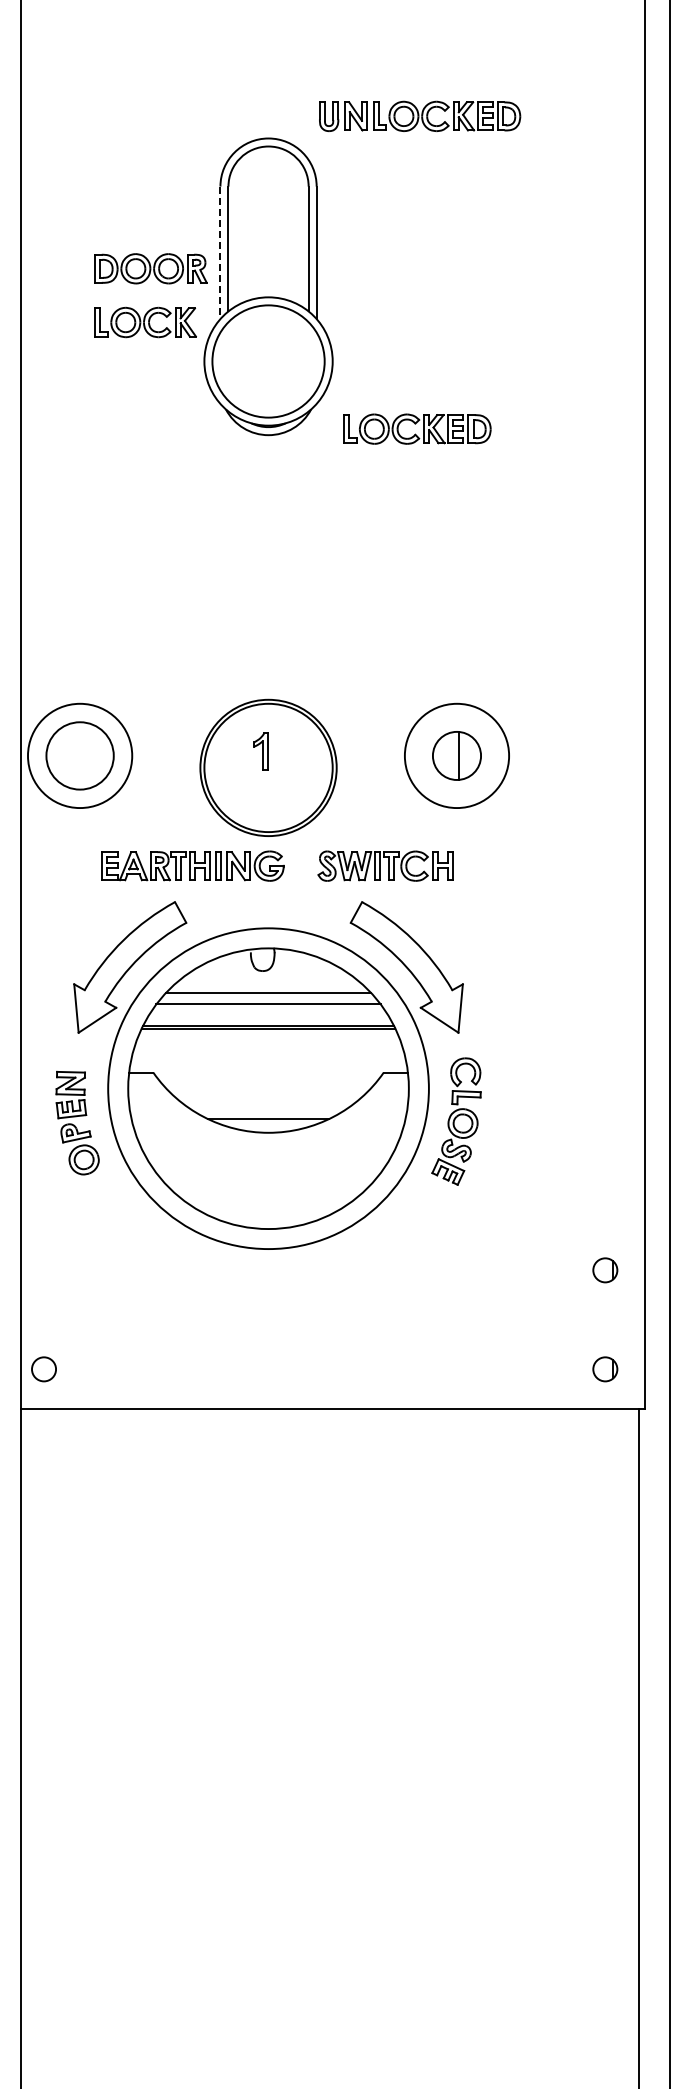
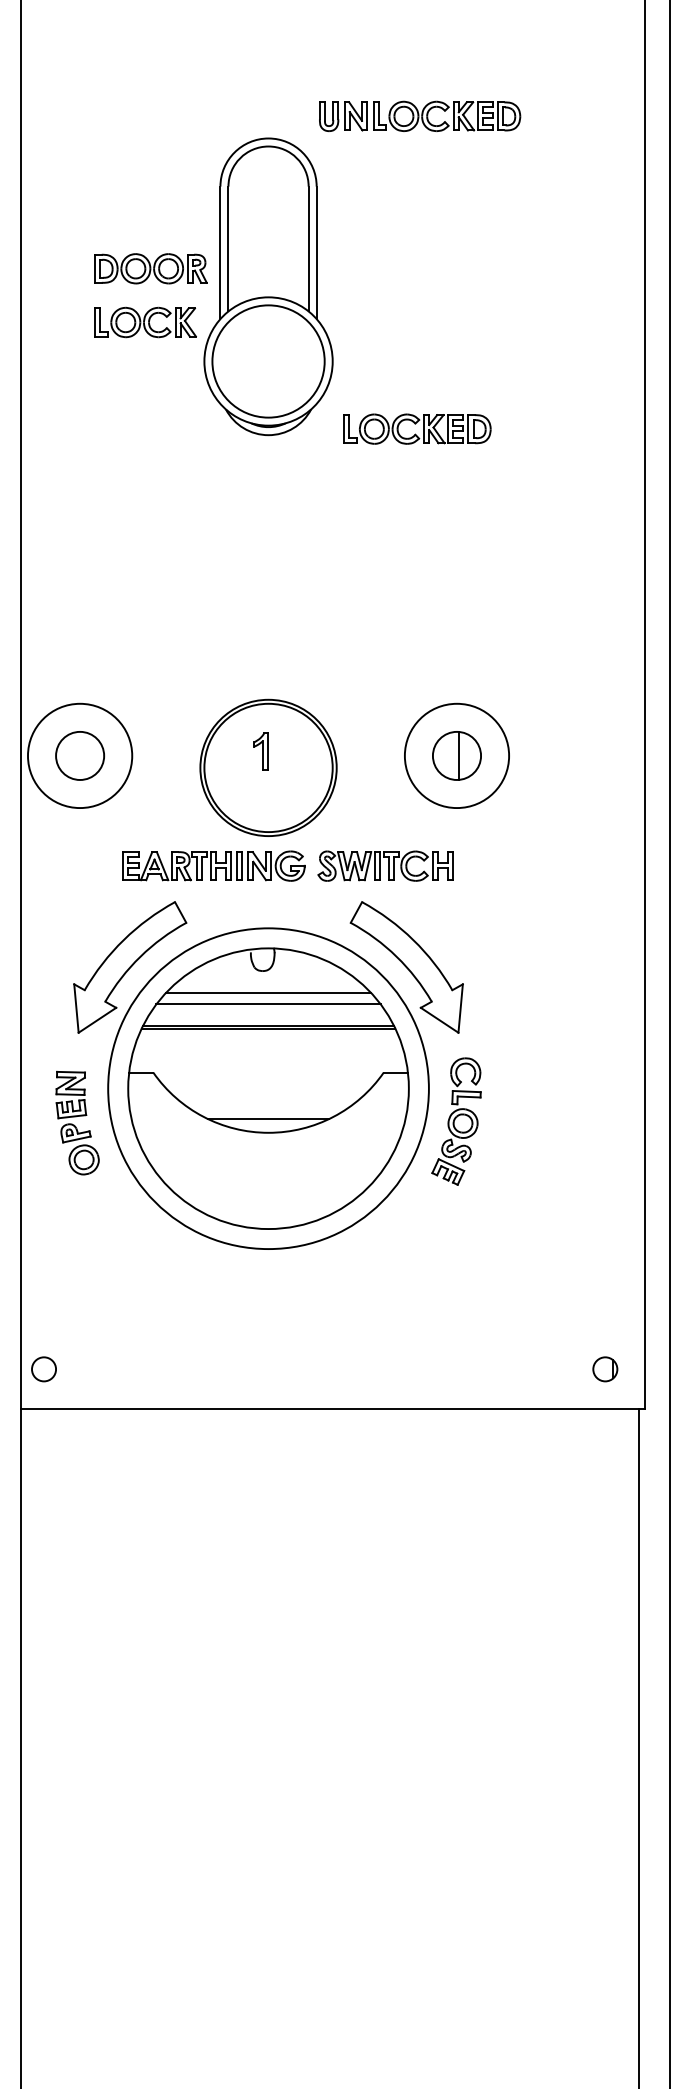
line: dashed -> solid (220, 253)
circle diameter: 67 px -> 48 px (80, 755)
part position: (192, 865) -> (213, 865) (213, 865)
part: present -> none (605, 1270)
